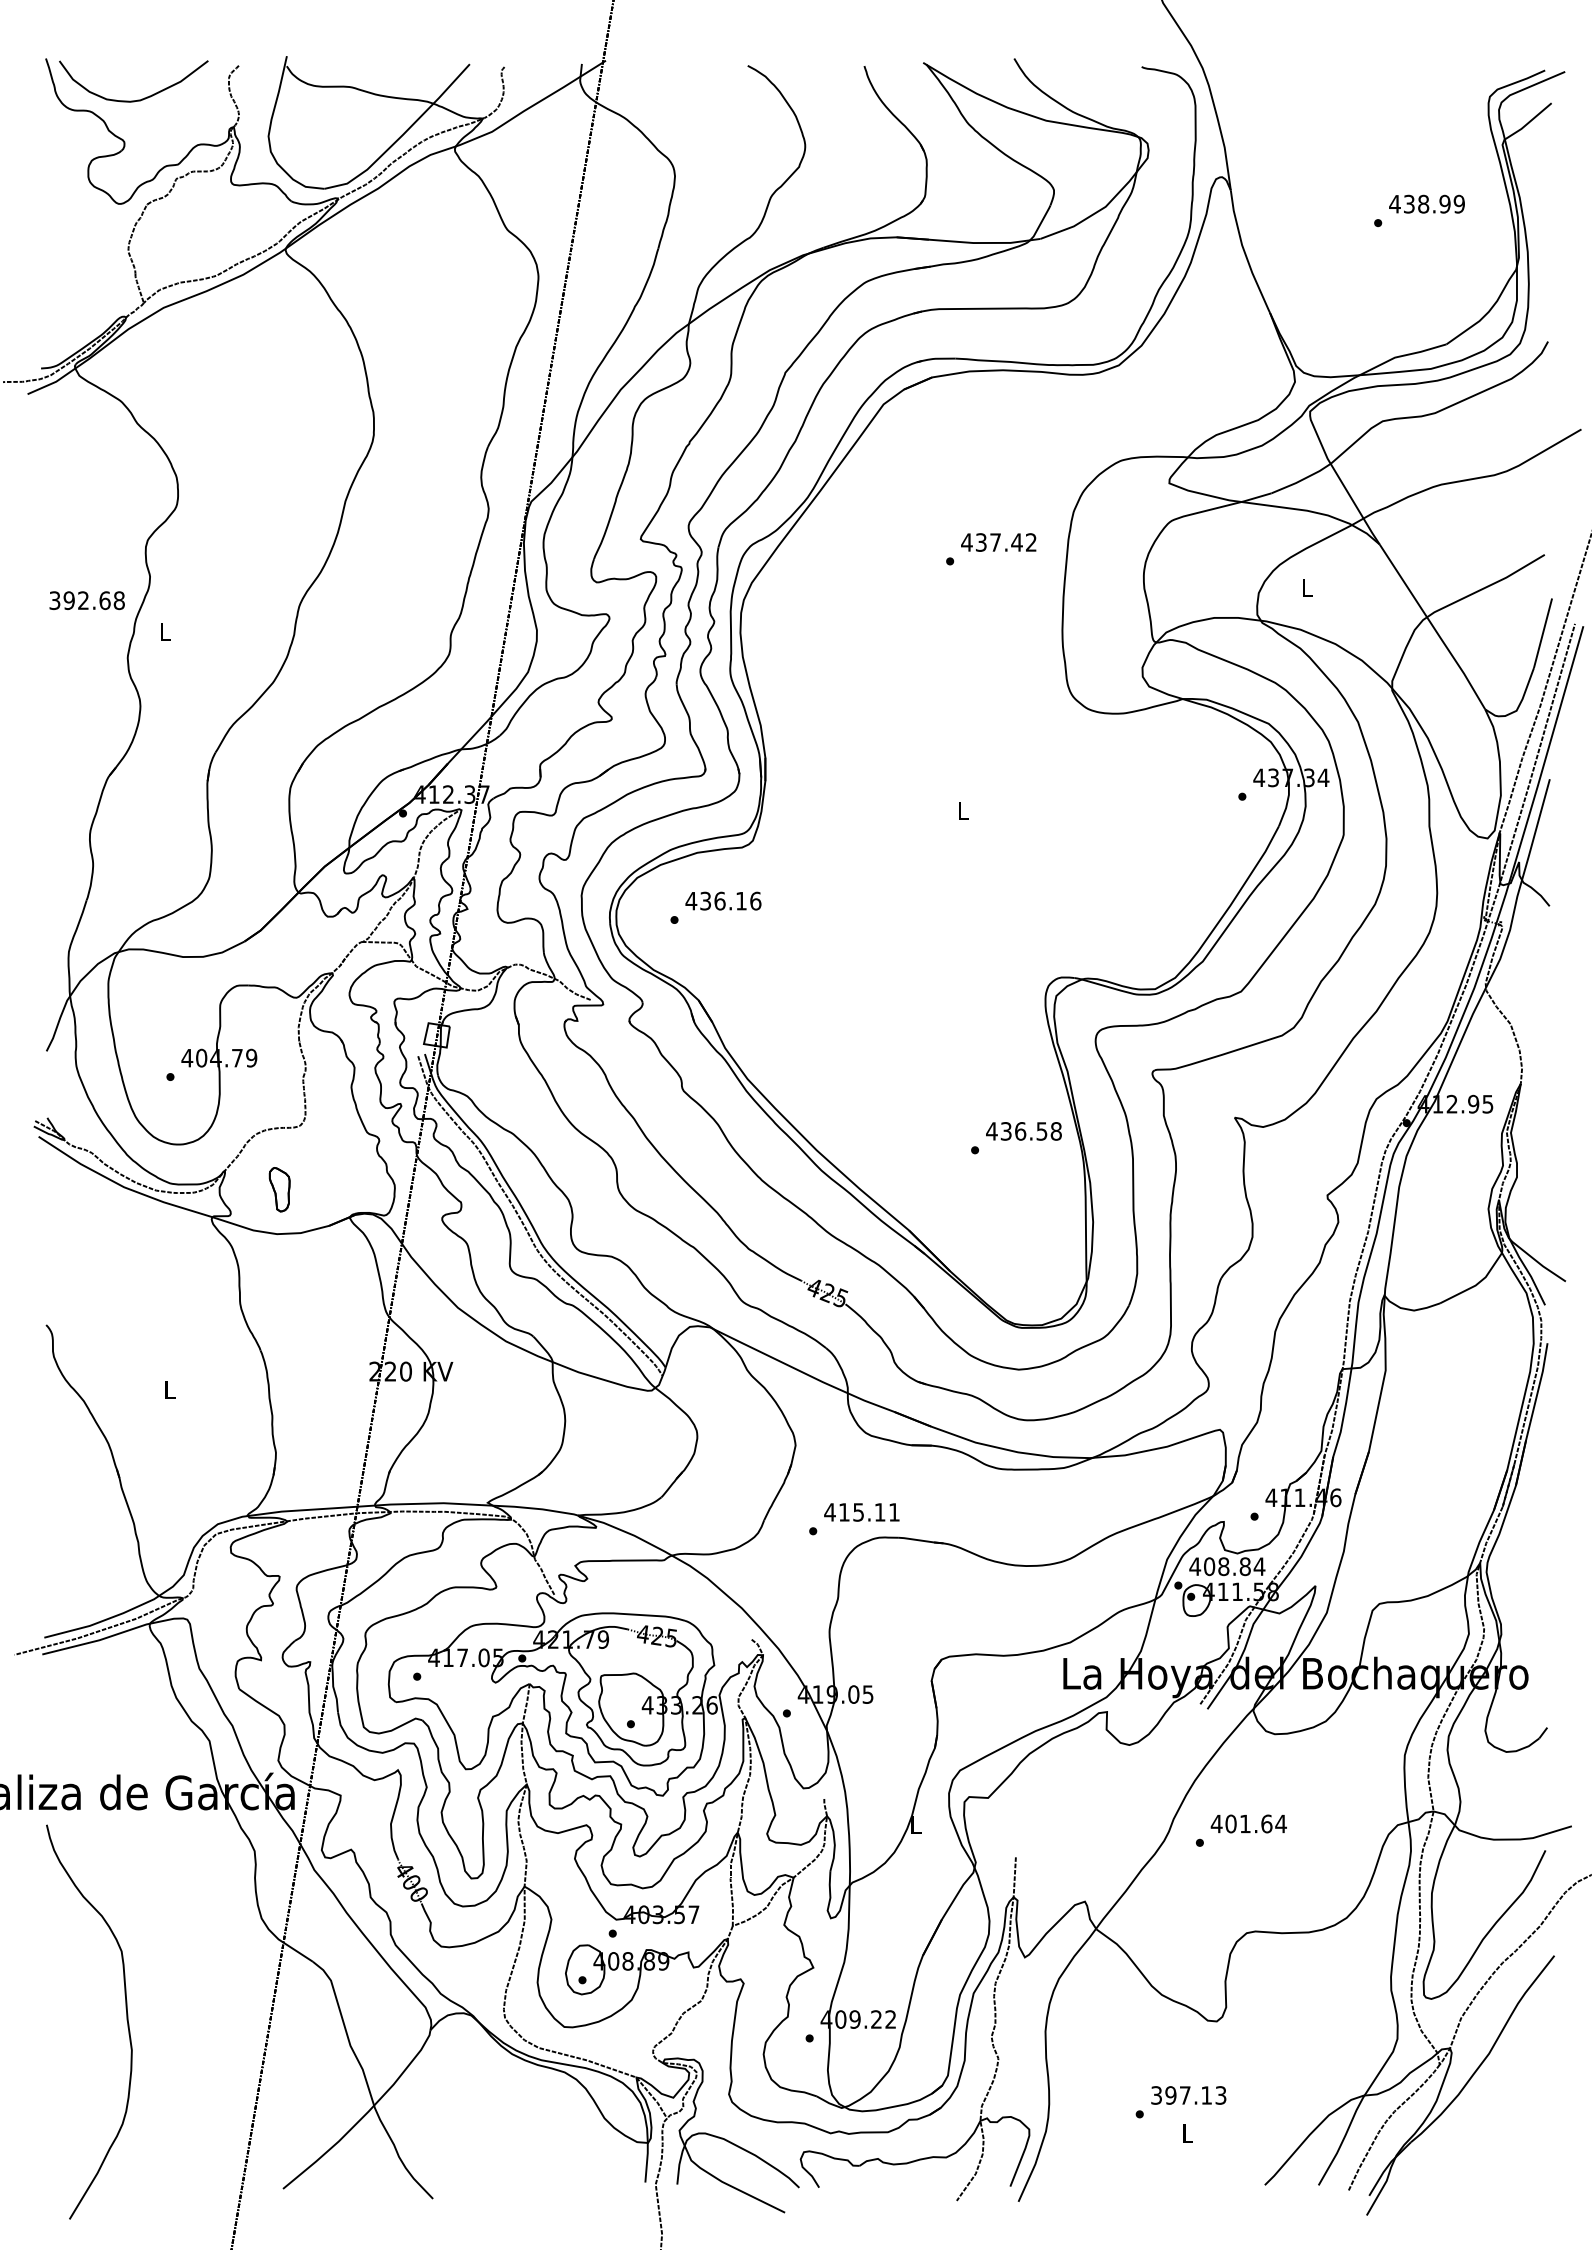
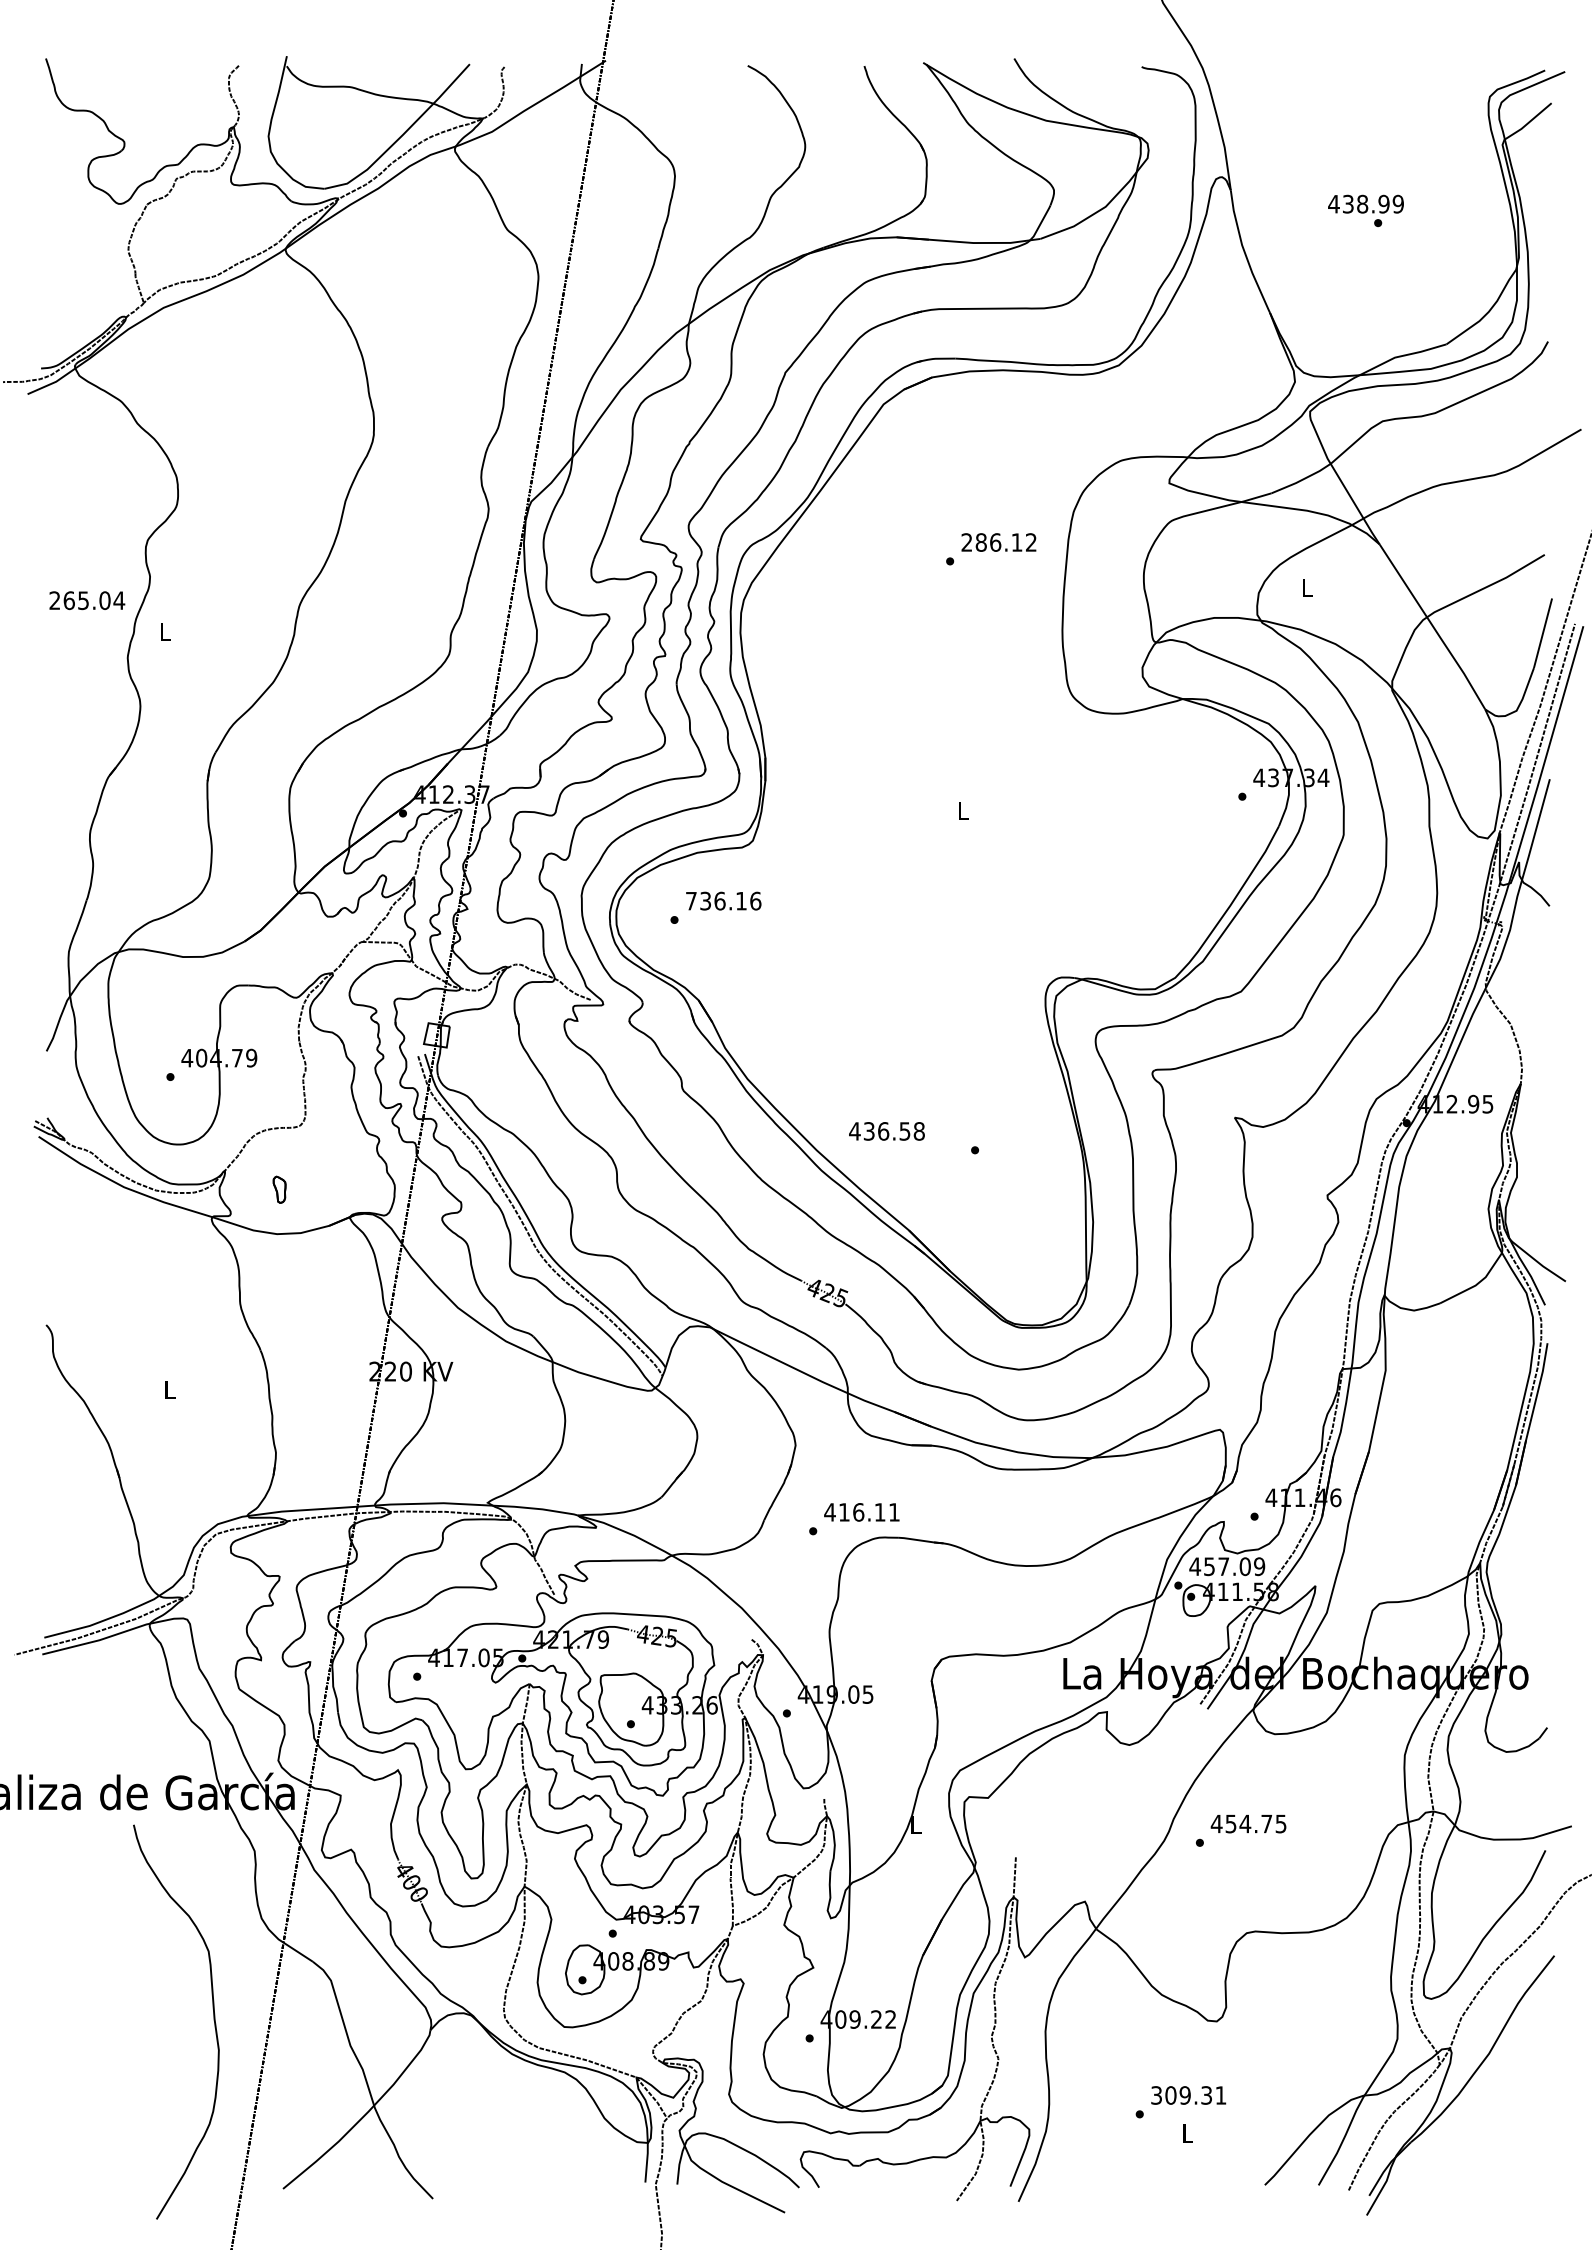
curve: present -> none (137, 99)
text position: (1426, 203) -> (1365, 203) (1365, 203)
text: 437.42 -> 286.12 (991, 542)
text: 392.68 -> 265.04 (87, 600)
text: 436.16 -> 736.16 (691, 901)
text position: (1023, 1131) -> (886, 1131) (886, 1131)
part size: 23x46 px -> 15x29 px (279, 1189)
text: 415.11 -> 416.11 (858, 1512)
text: 408.84 -> 457.09 (1234, 1566)
text: 401.64 -> 454.75 (1255, 1823)
curve position: (126, 2020) -> (213, 2020) (213, 2020)
text: 397.13 -> 309.31 (1195, 2095)
